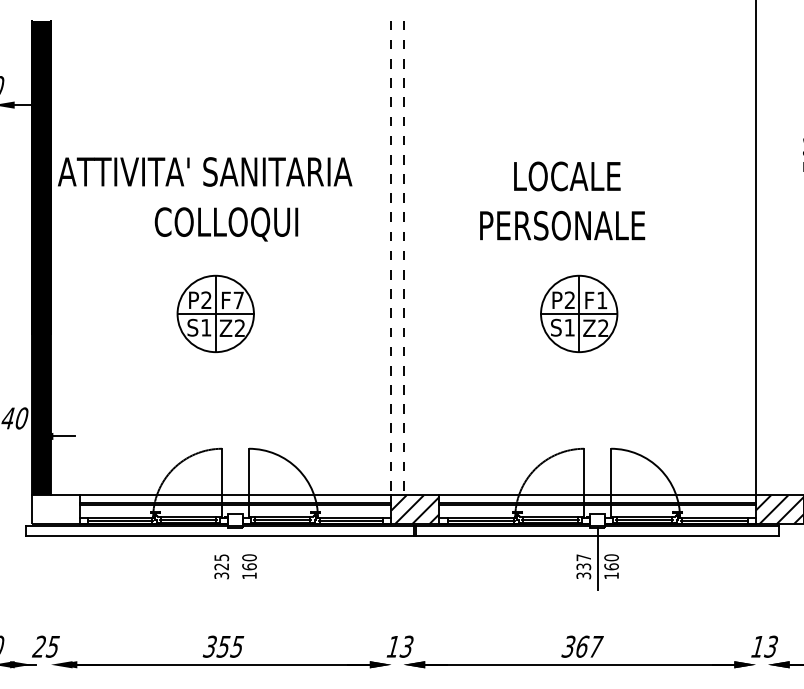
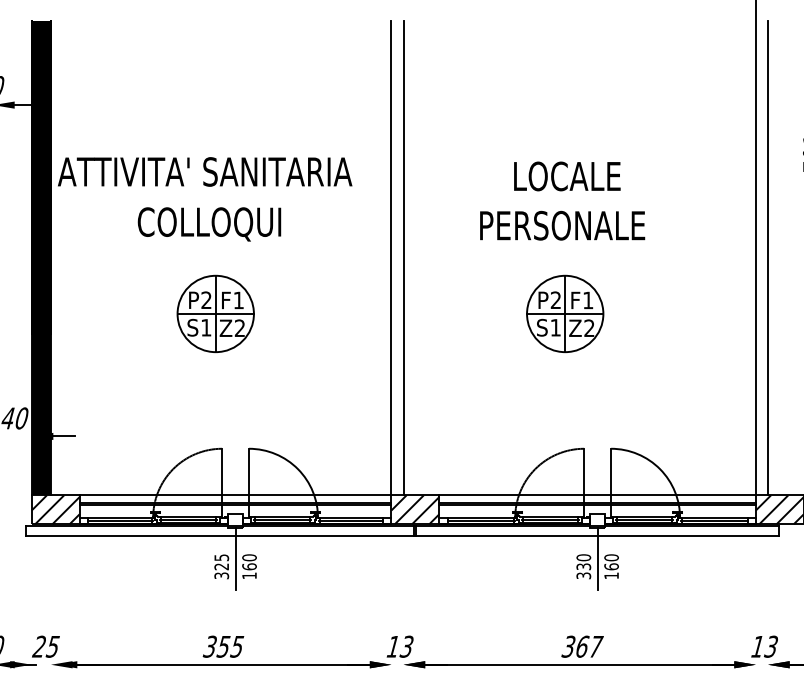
text position: (226, 224) -> (209, 224) (209, 224)
line: none -> present (768, 257)
line: dashed -> solid (391, 258)
line: dashed -> solid (403, 258)
text: F7 -> F1 (238, 300)
part position: (579, 313) -> (565, 313) (565, 313)
hatch: none -> present (55, 509)
text: 337 -> 330 (583, 557)
line: none -> present (235, 558)
